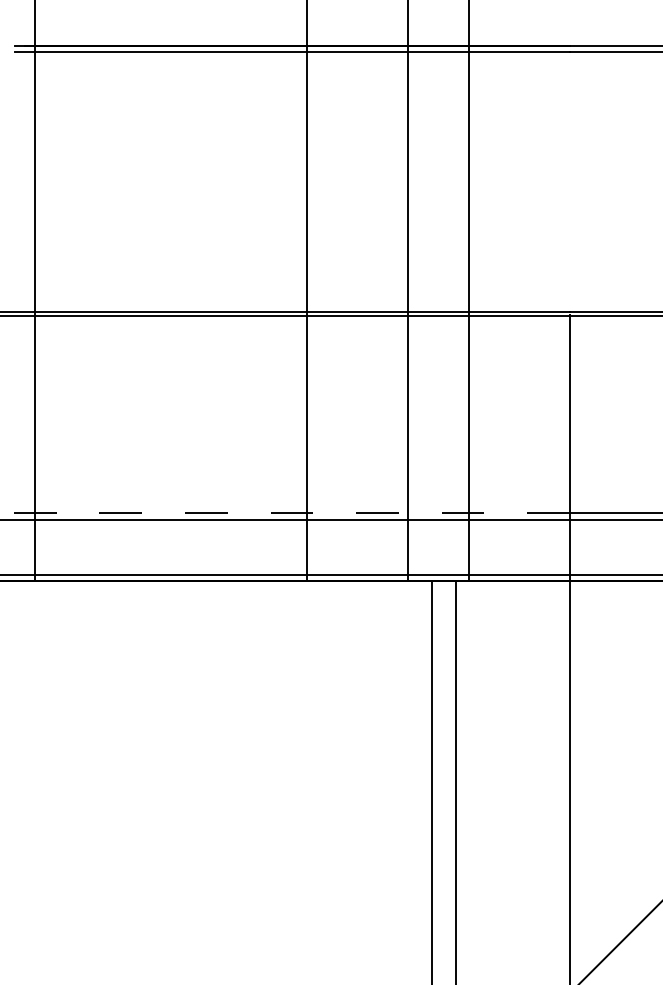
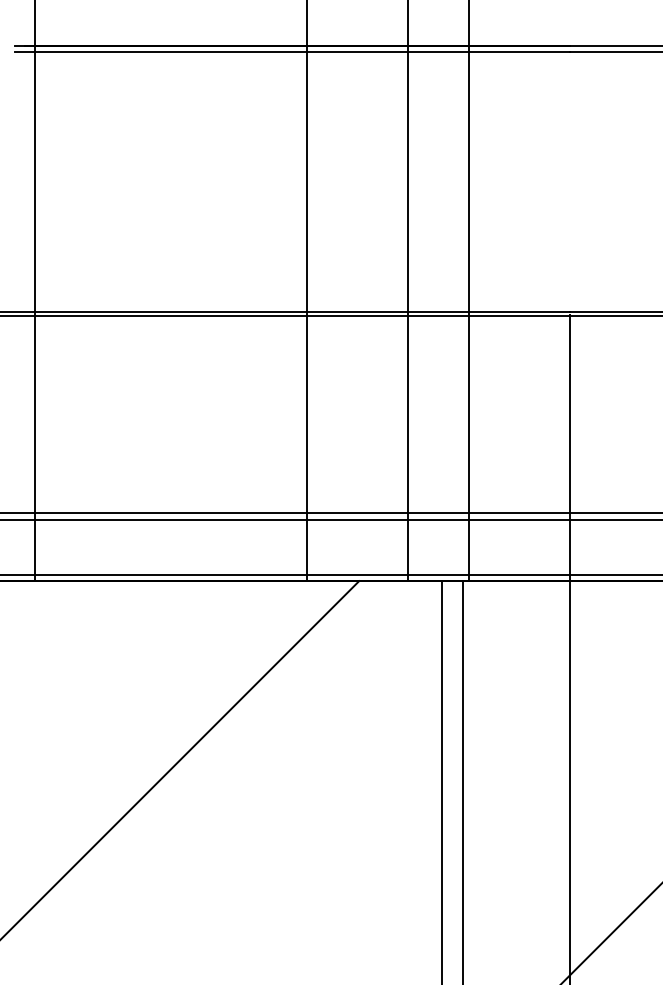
line: dashed -> solid (285, 513)
line: none -> present (180, 759)
line position: (431, 781) -> (441, 781) (441, 781)
line position: (456, 781) -> (463, 781) (463, 781)
line position: (620, 942) -> (611, 933) (611, 933)
